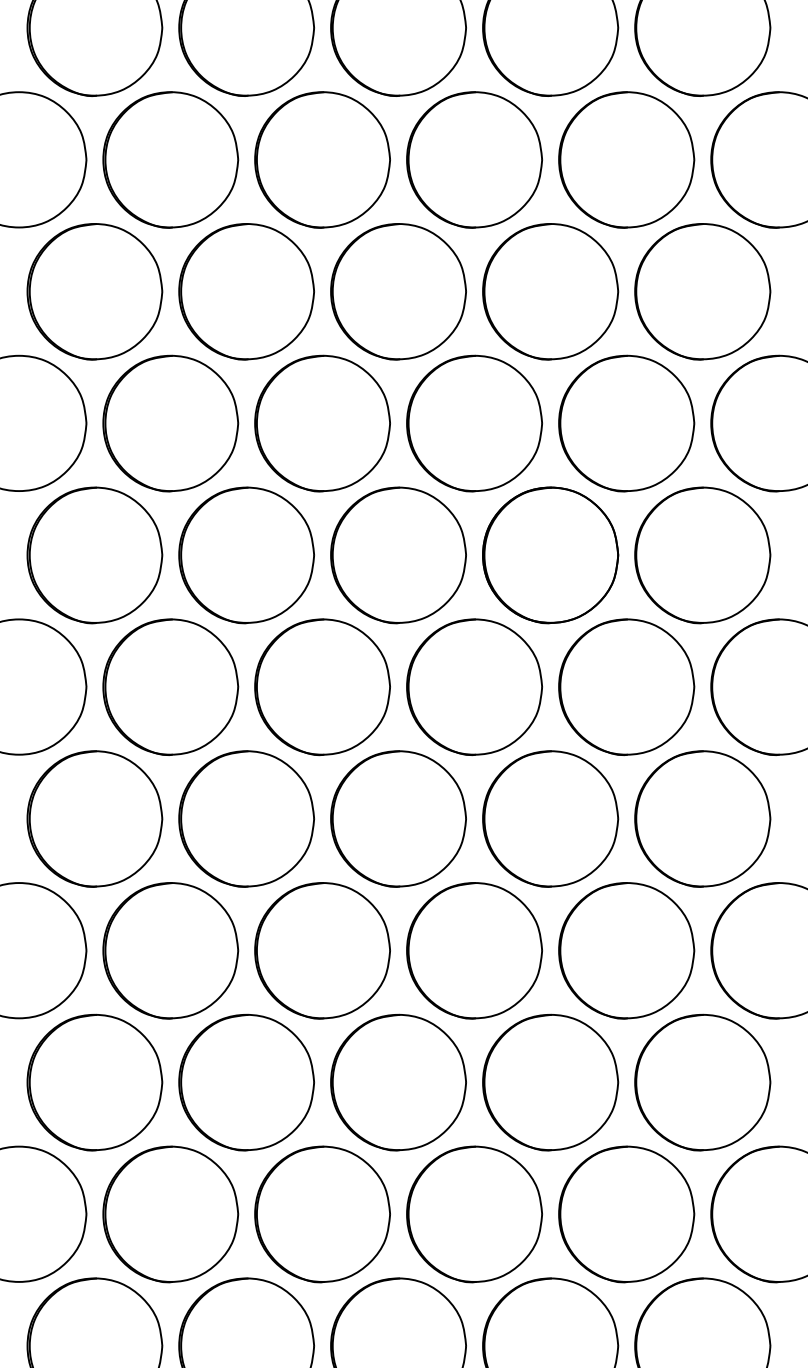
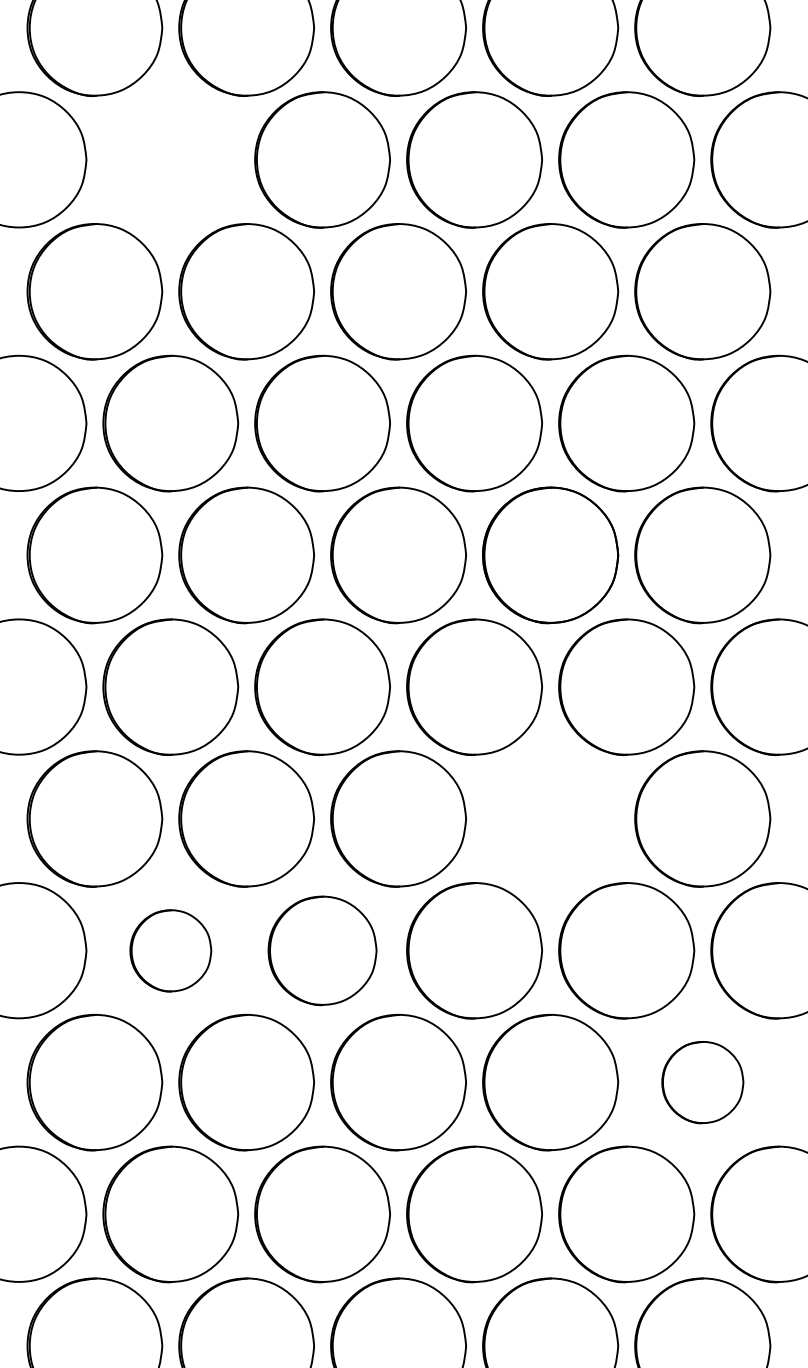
part: present -> none (170, 159)
part: present -> none (550, 818)
part size: 138x138 px -> 84x84 px (170, 950)
part size: 137x138 px -> 111x112 px (322, 950)
part size: 138x139 px -> 84x84 px (702, 1082)
